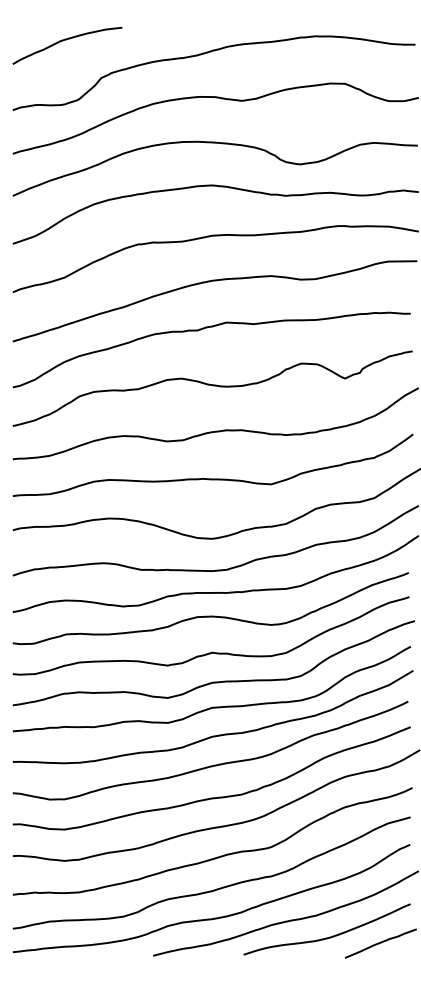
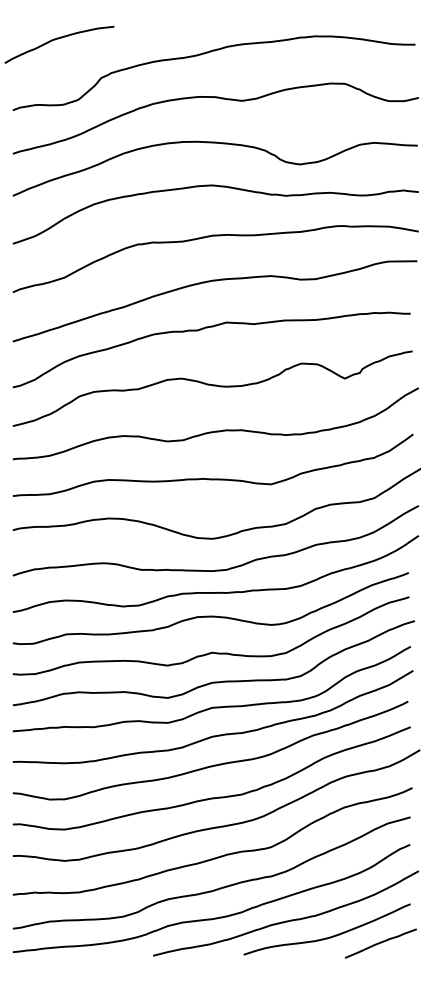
curve position: (66, 40) -> (58, 39) (58, 39)
